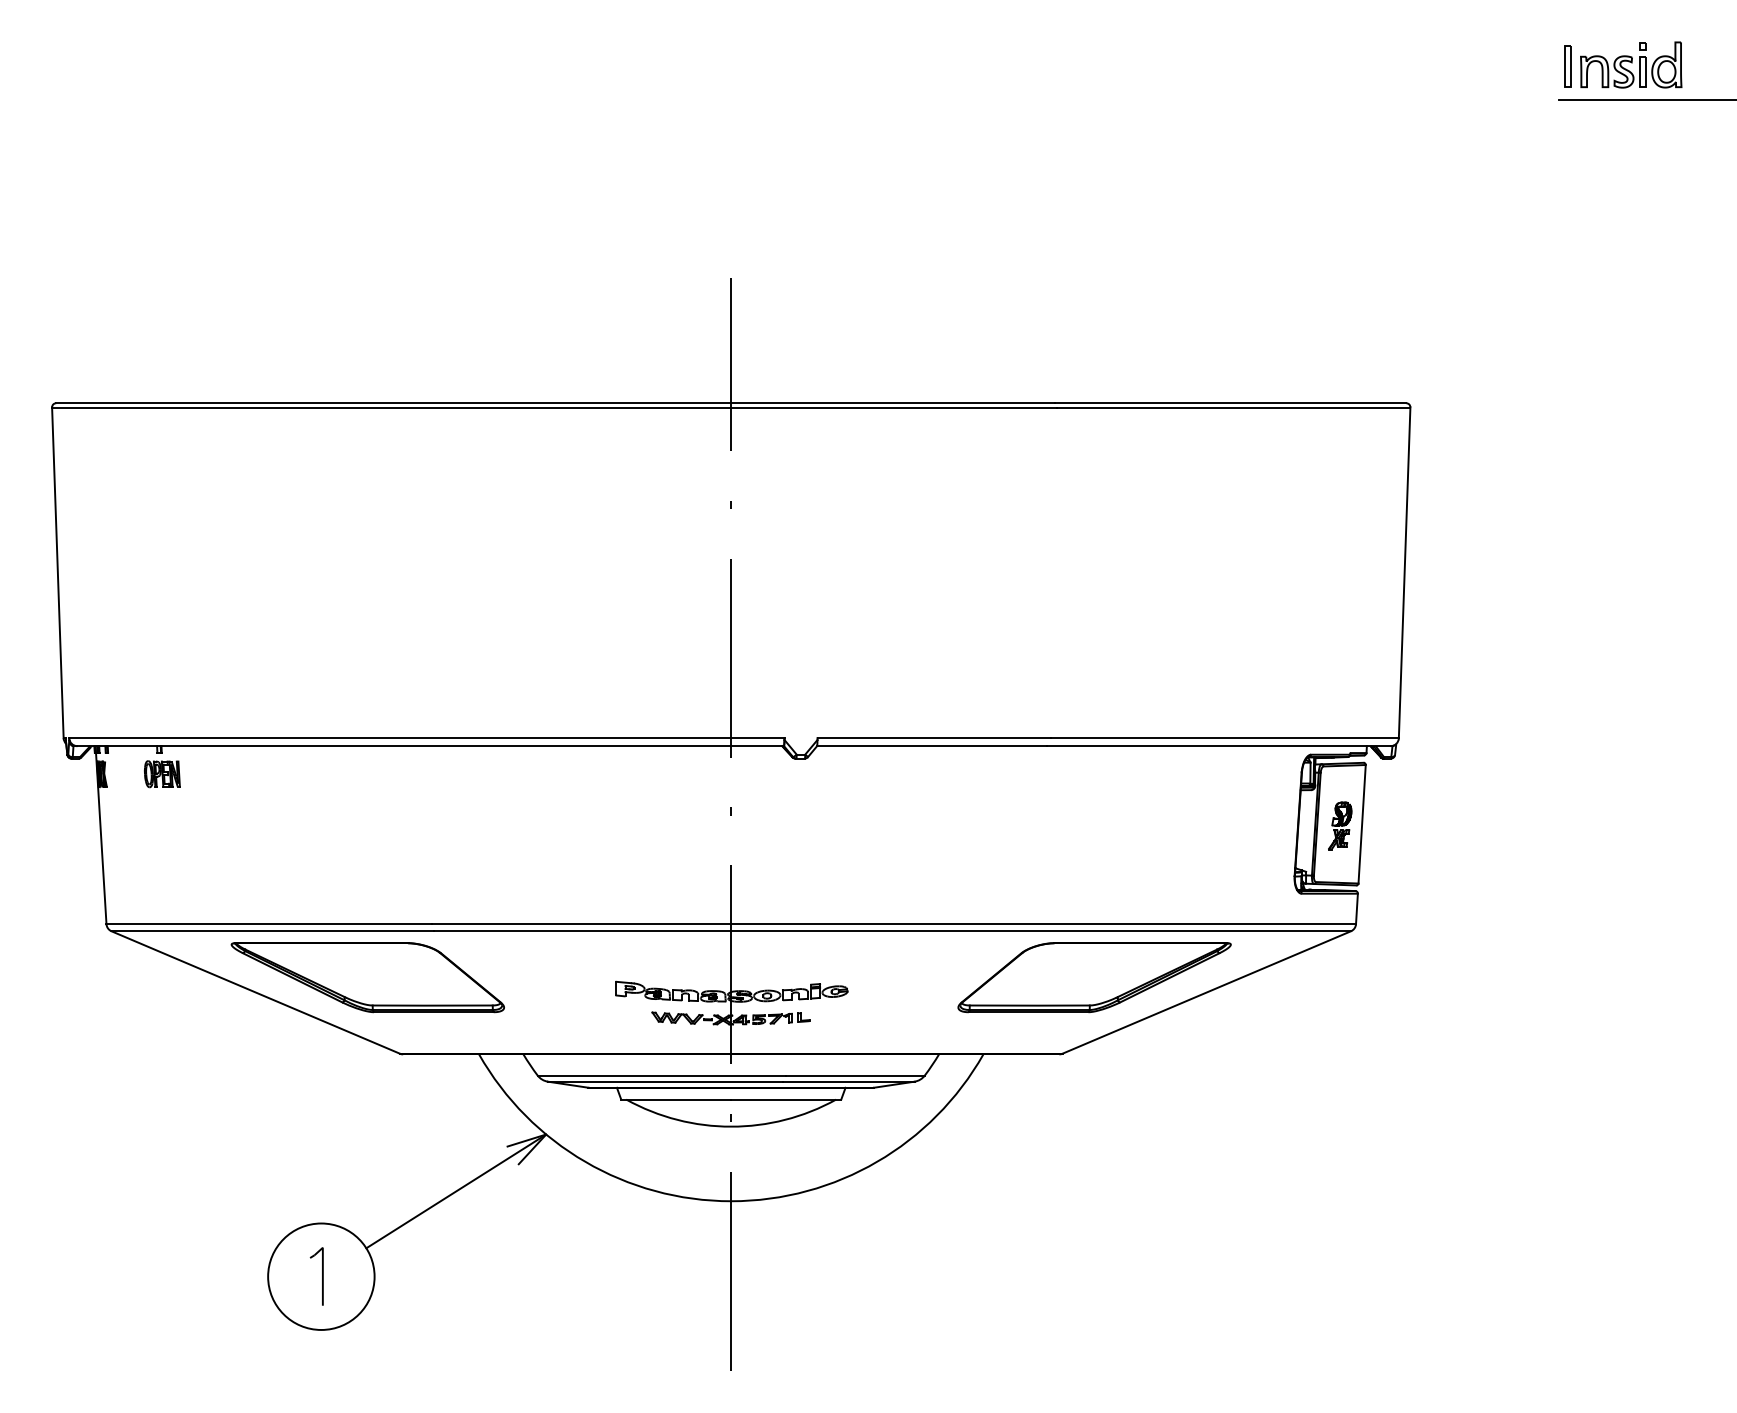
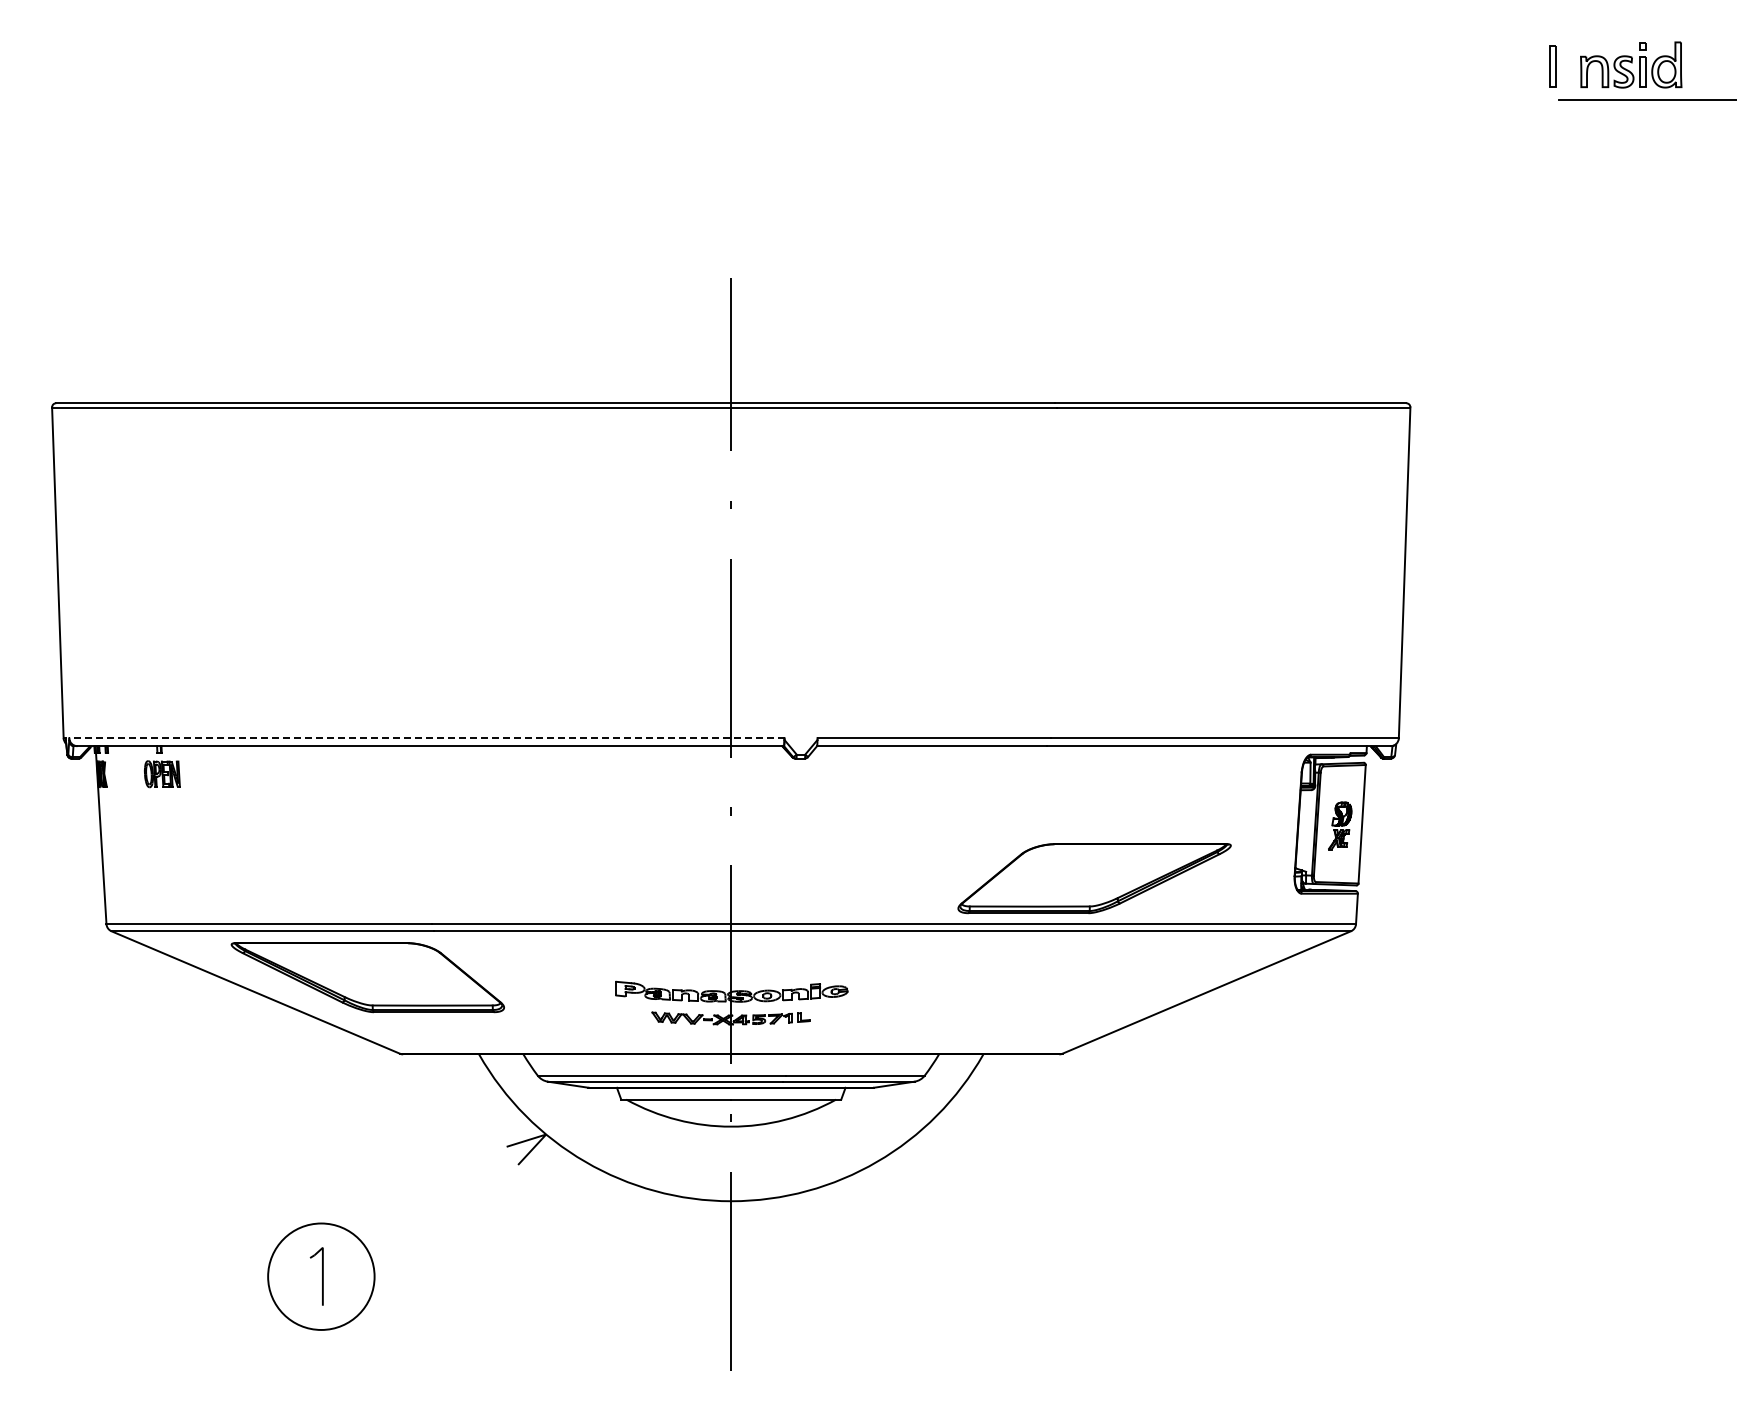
part position: (1567, 66) -> (1552, 66) (1552, 66)
line: solid -> dashed (426, 738)
part position: (1094, 977) -> (1094, 878) (1094, 878)
line: present -> none (456, 1191)
